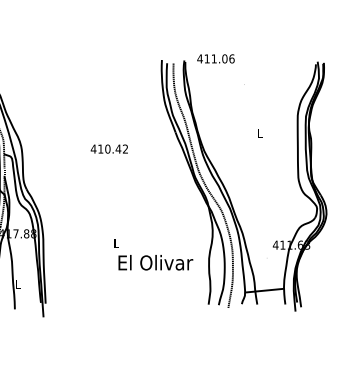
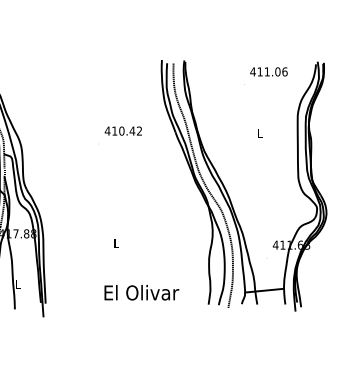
text position: (215, 58) -> (268, 71) (268, 71)
text position: (108, 148) -> (122, 130) (122, 130)
text position: (155, 262) -> (141, 292) (141, 292)
